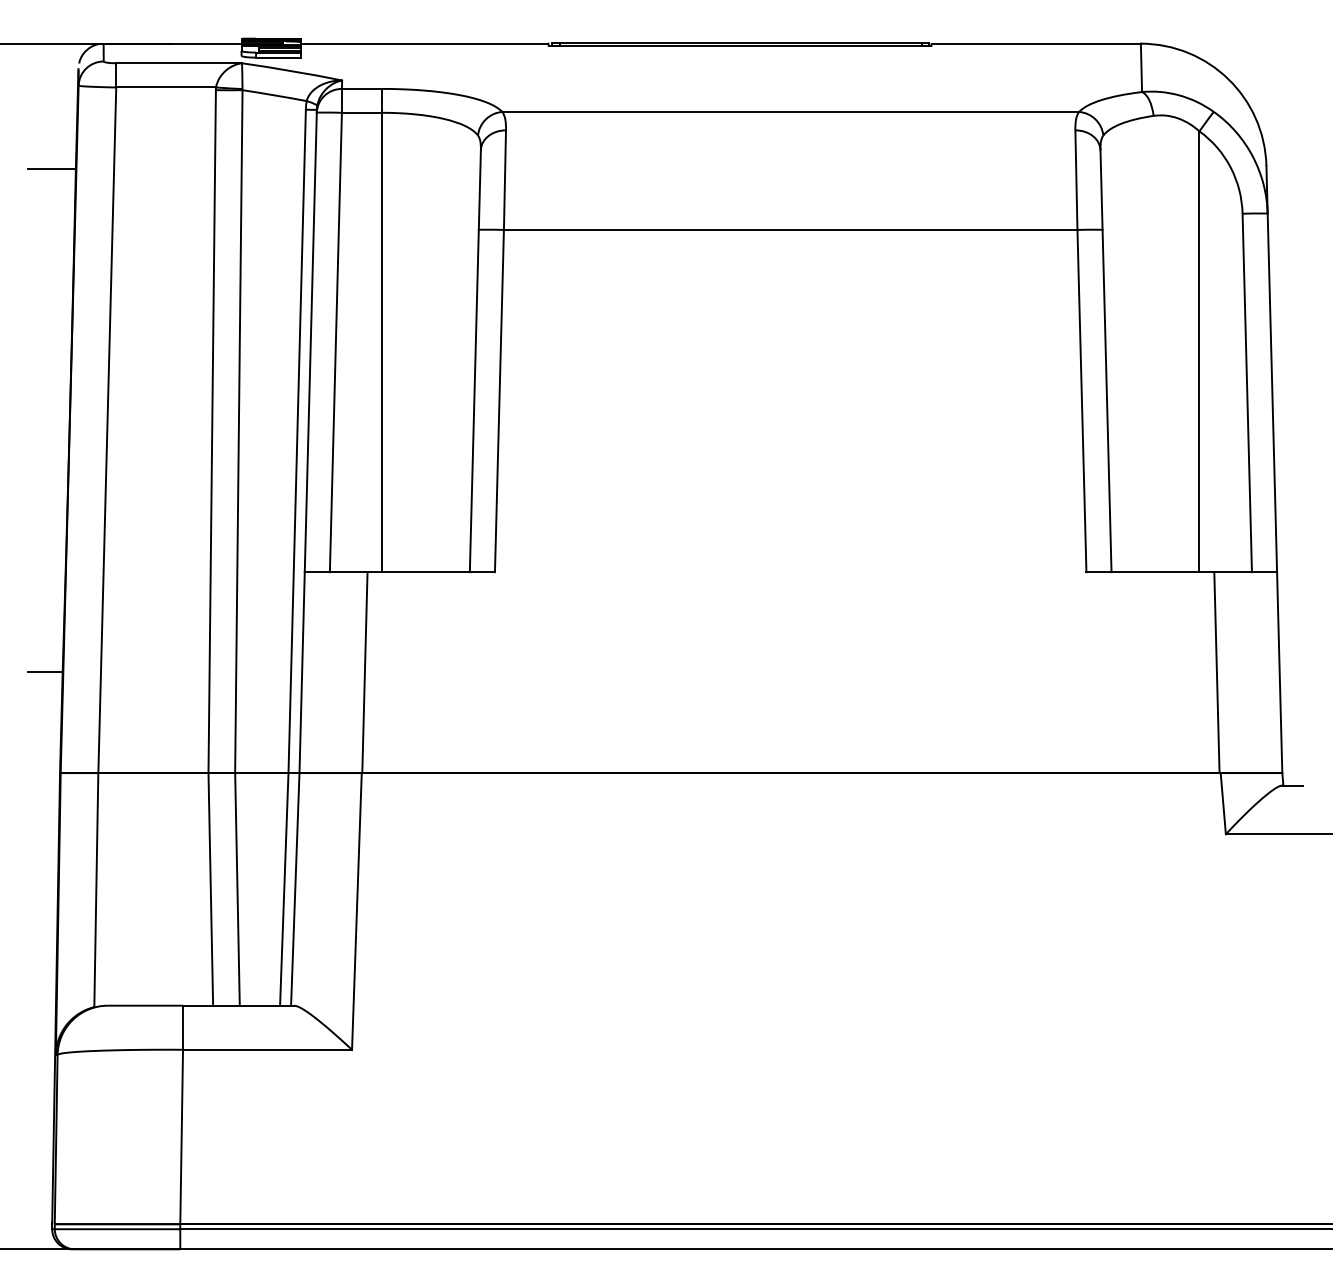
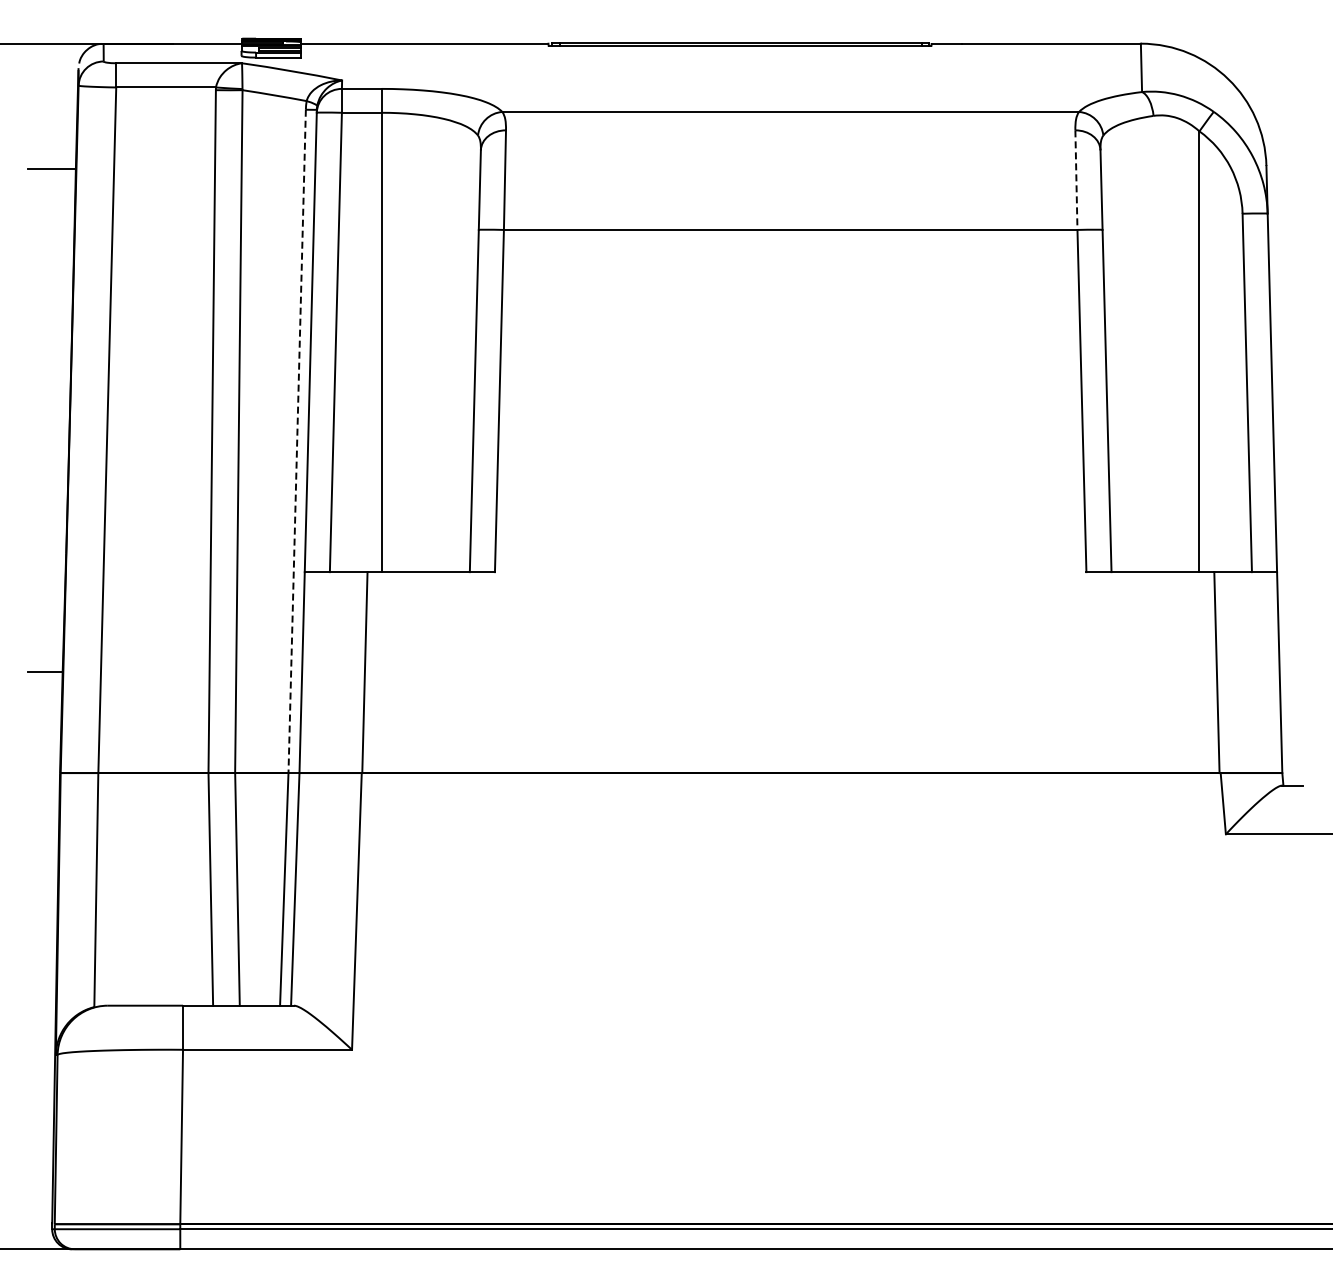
line: solid -> dashed (1076, 180)
line: solid -> dashed (297, 441)
